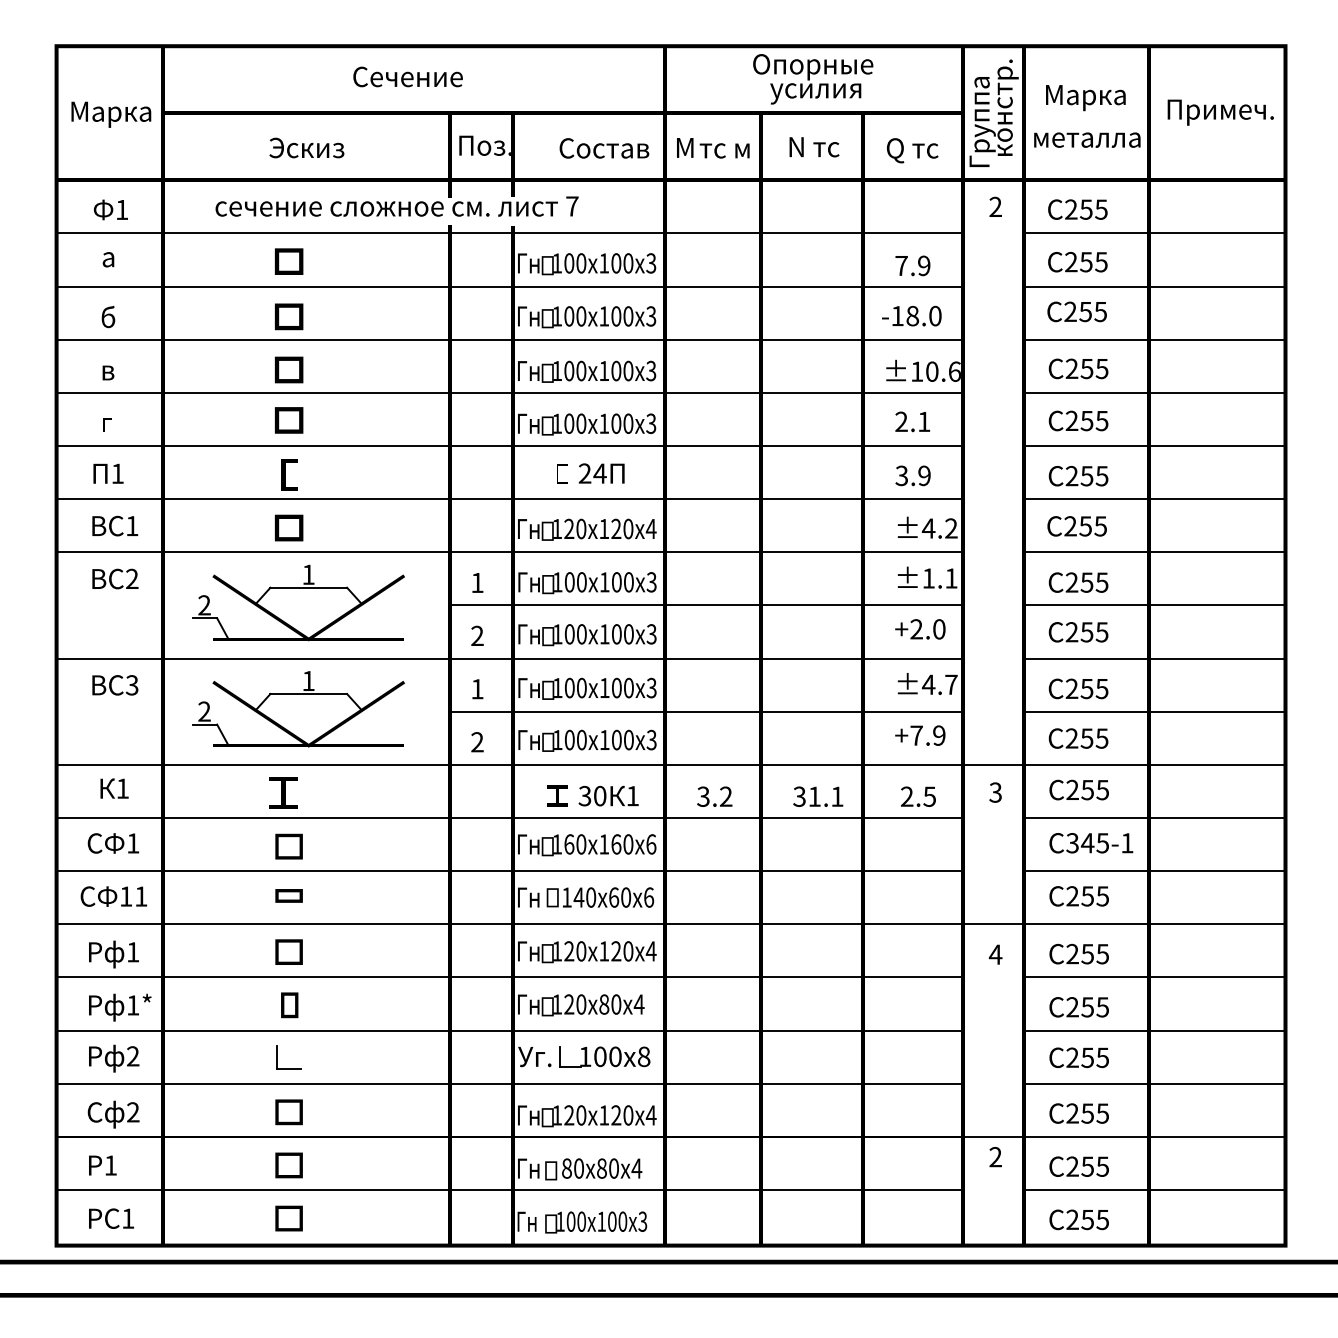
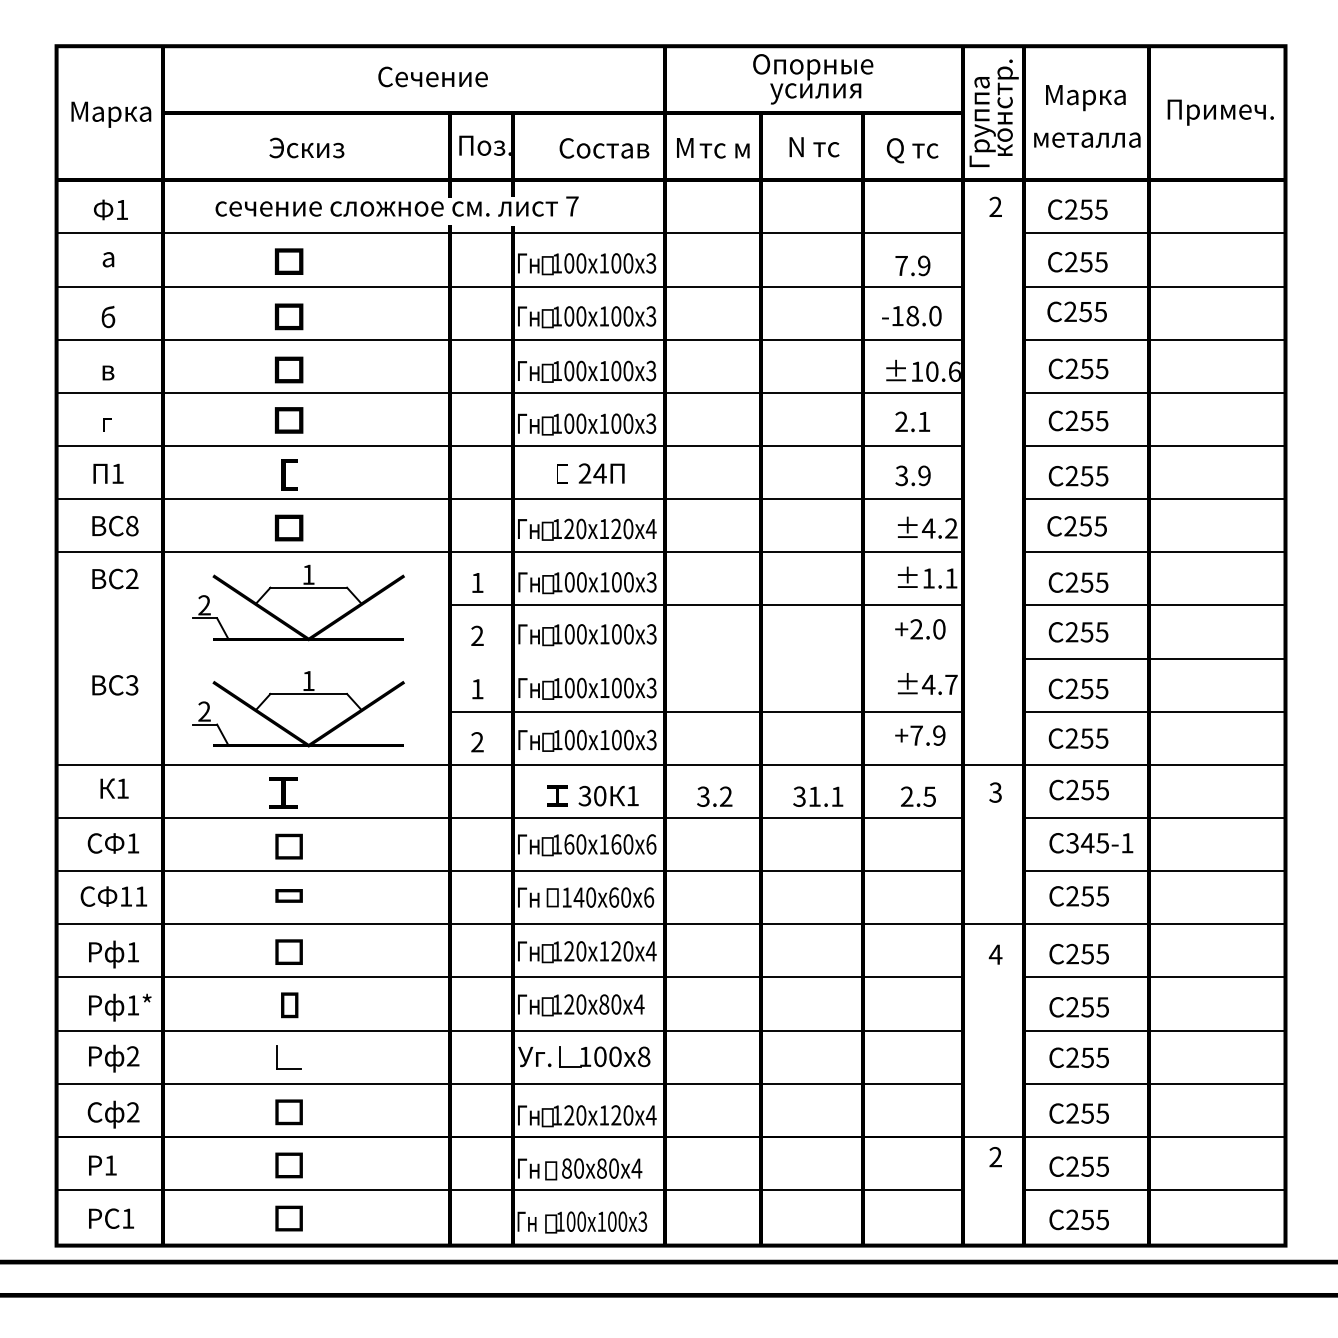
text position: (407, 76) -> (432, 76) (432, 76)
text: 1 -> 8 (132, 525)
line: present -> none (509, 658)
